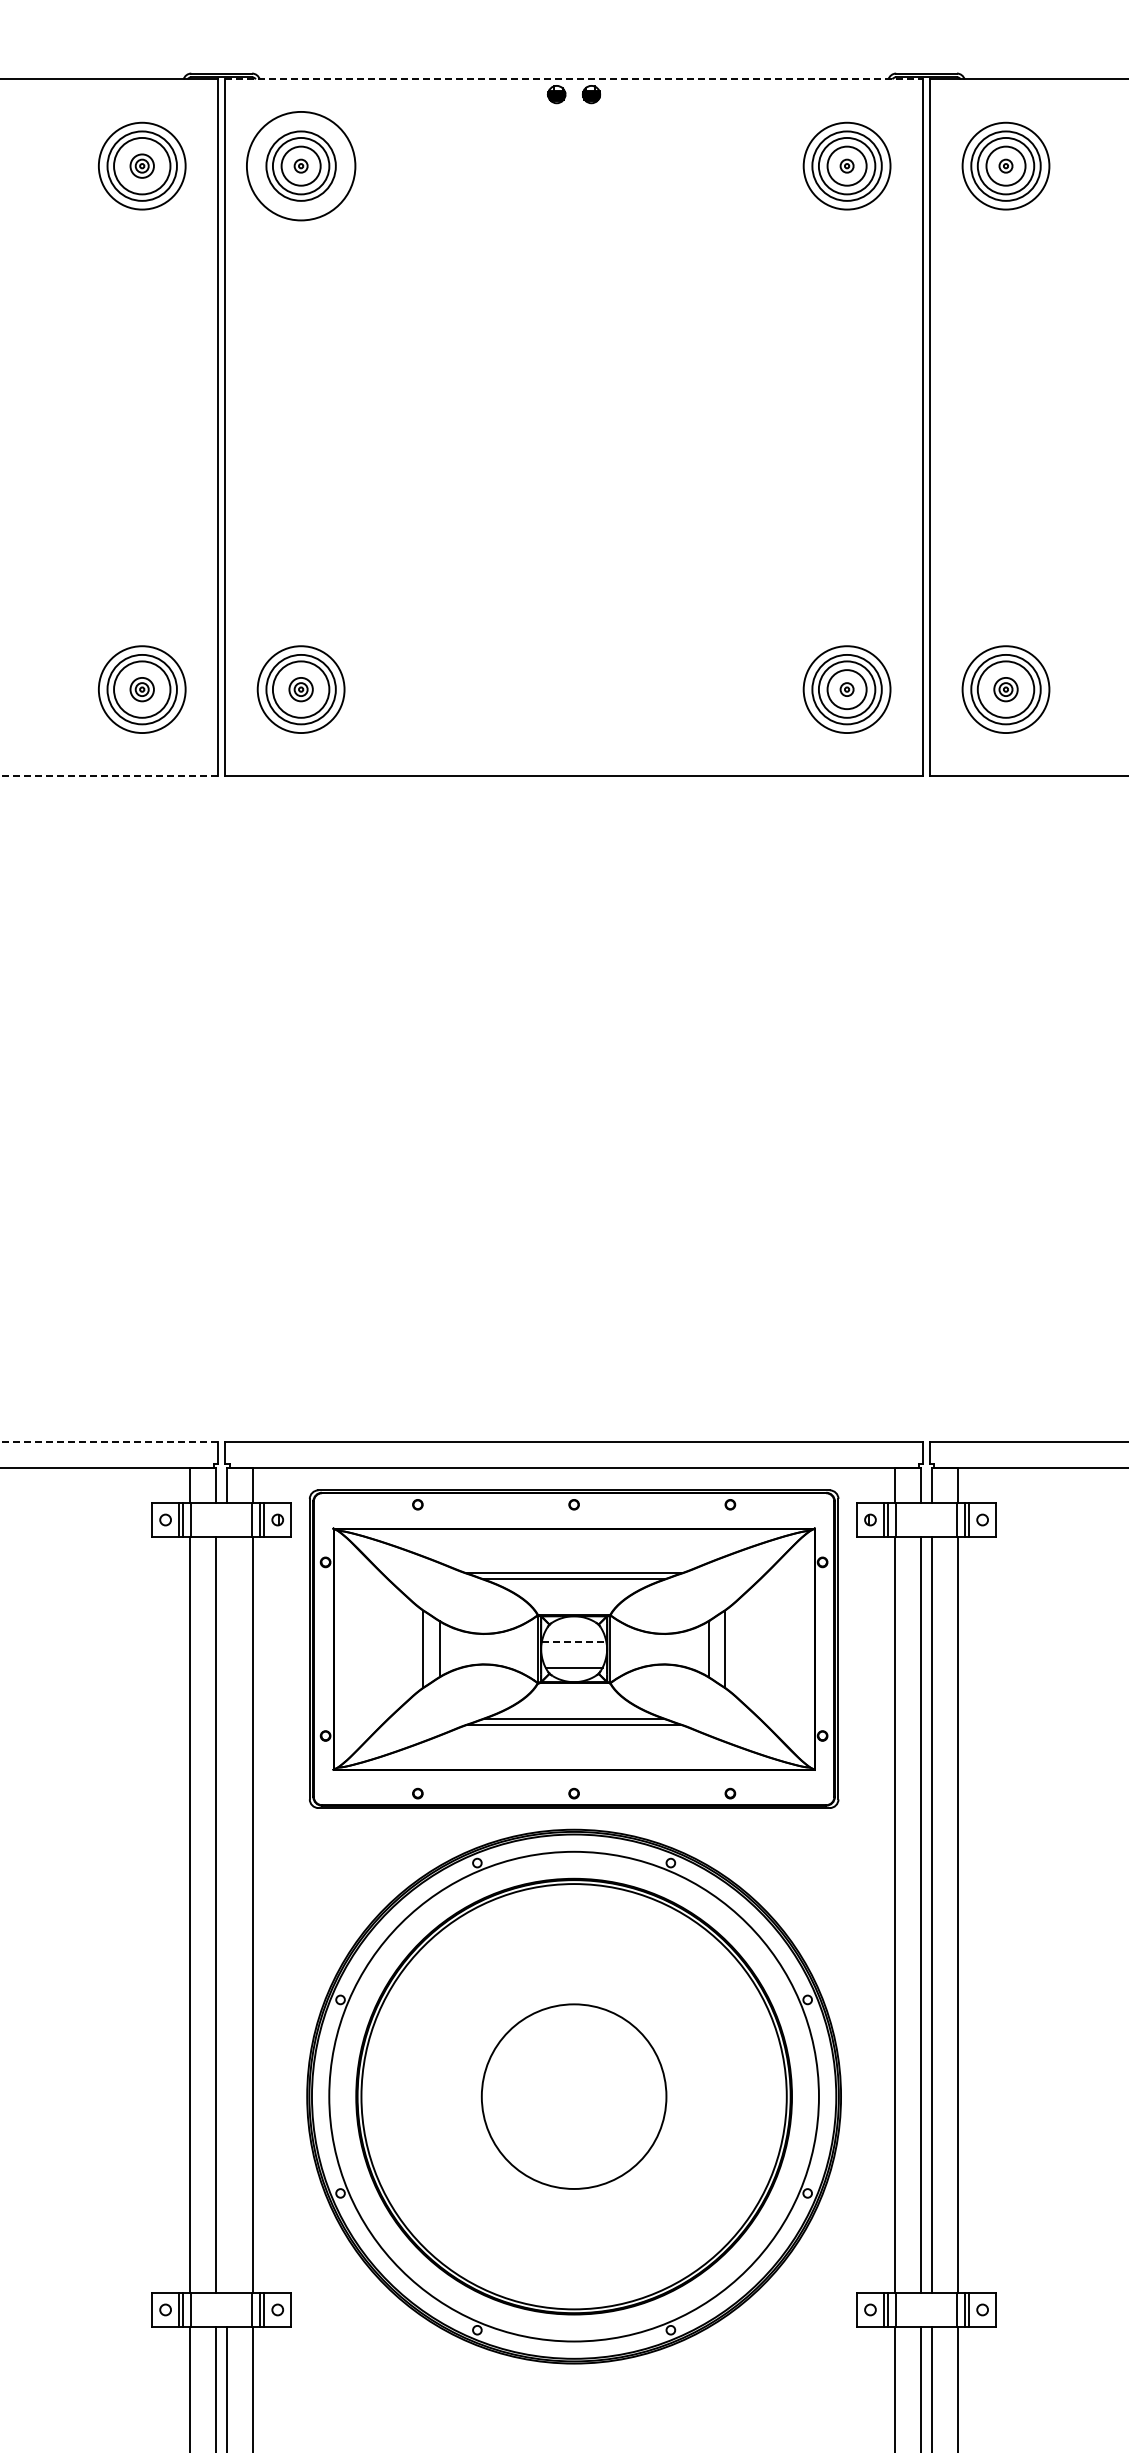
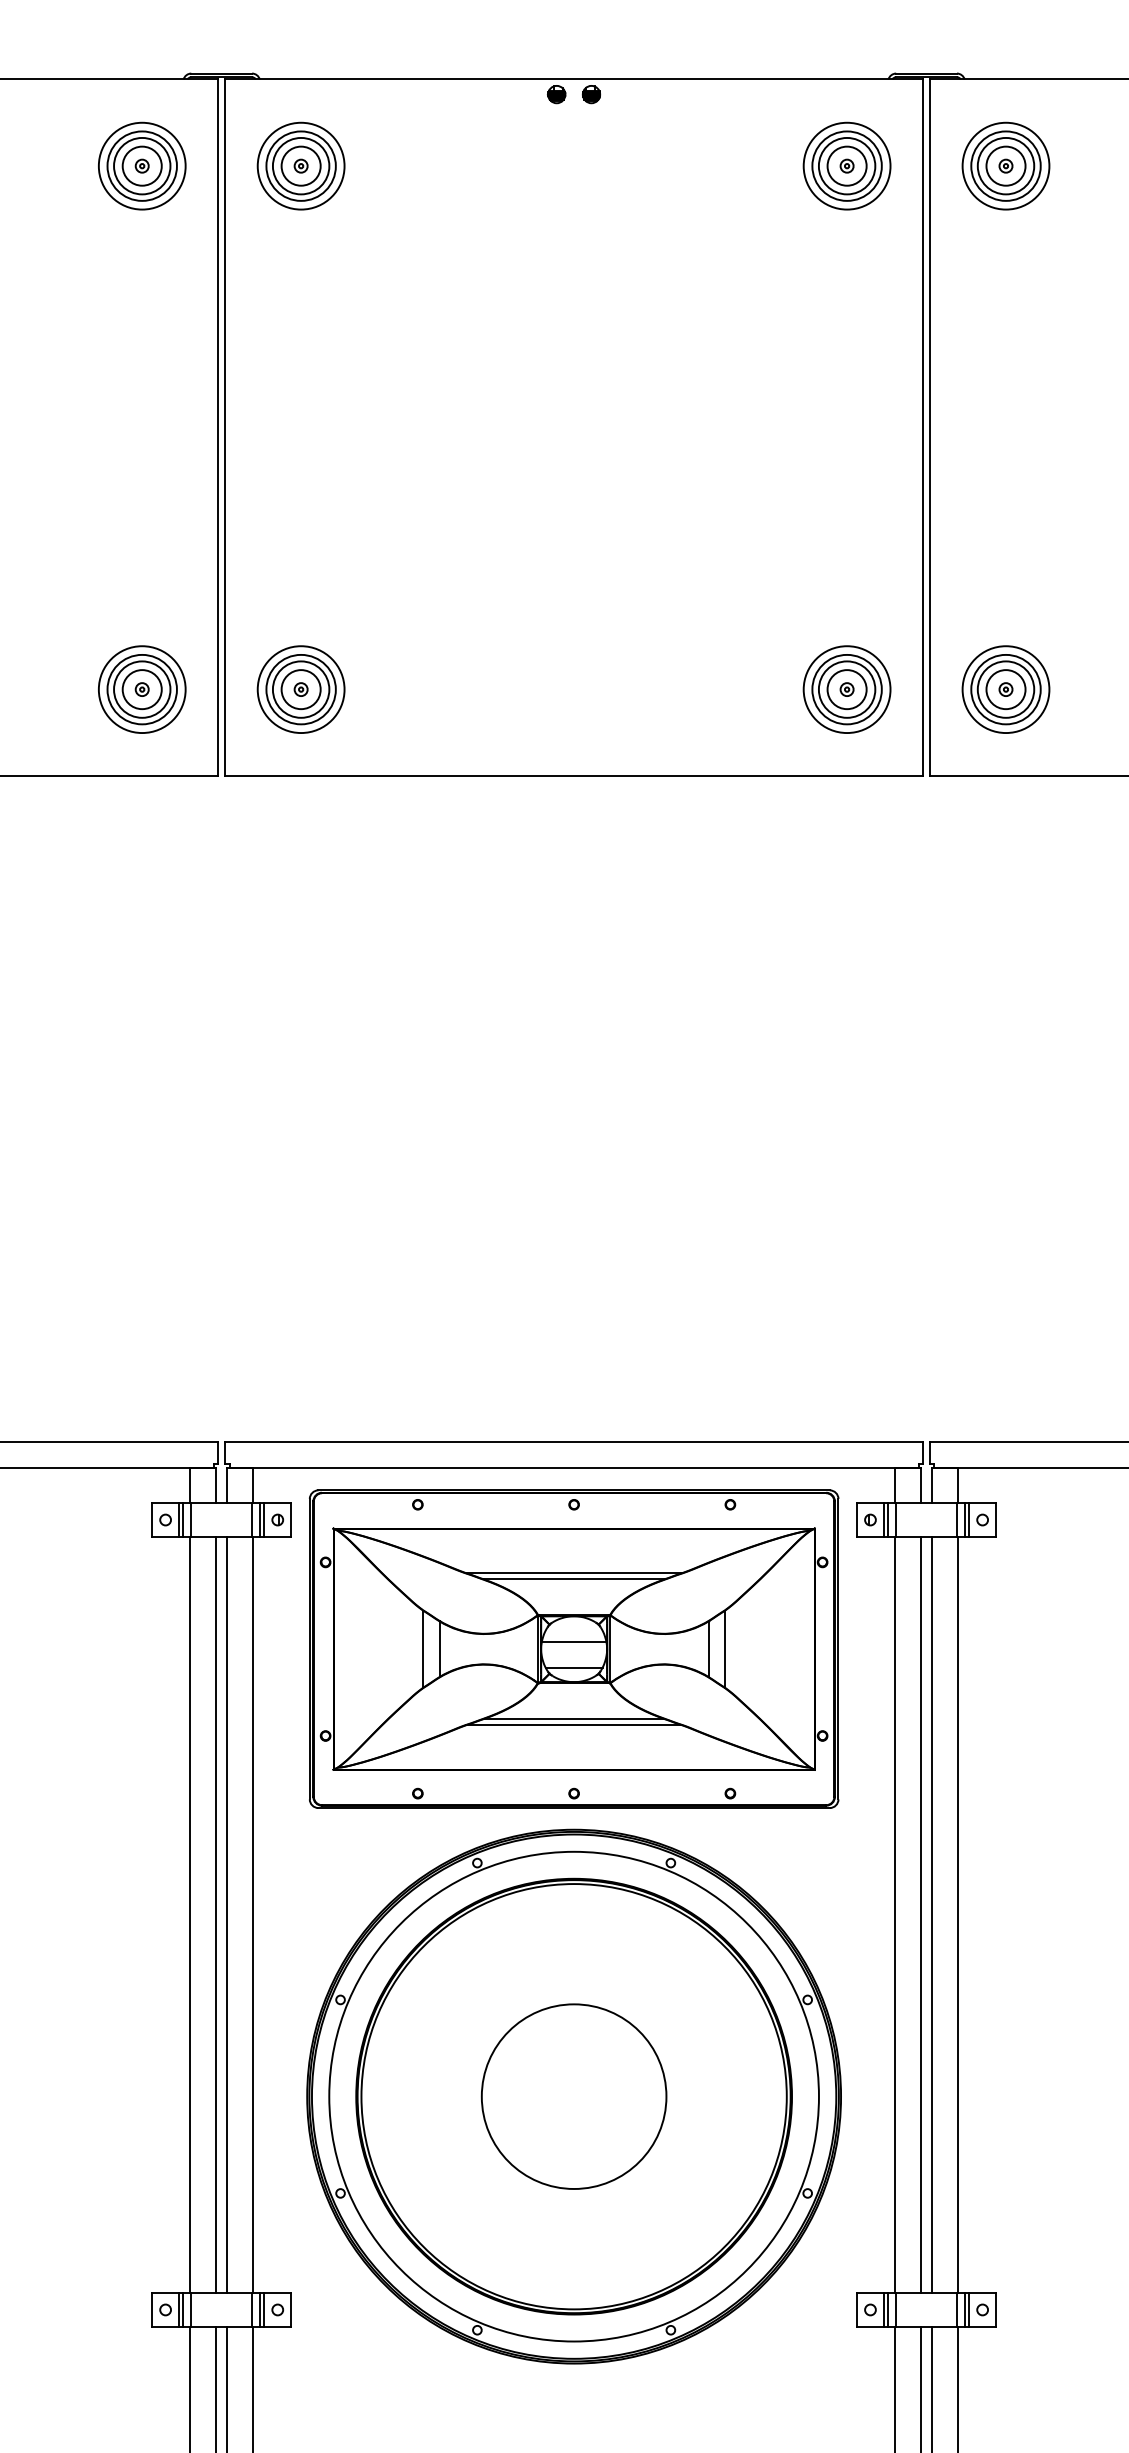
line: dashed -> solid (574, 79)
circle diameter: 23 px -> 39 px (141, 165)
circle diameter: 109 px -> 87 px (300, 165)
circle diameter: 23 px -> 39 px (141, 689)
circle diameter: 23 px -> 39 px (300, 689)
circle diameter: 23 px -> 39 px (1005, 689)
line: dashed -> solid (109, 776)
line: dashed -> solid (109, 1441)
line: dashed -> solid (574, 1641)
line: none -> present (226, 1914)
